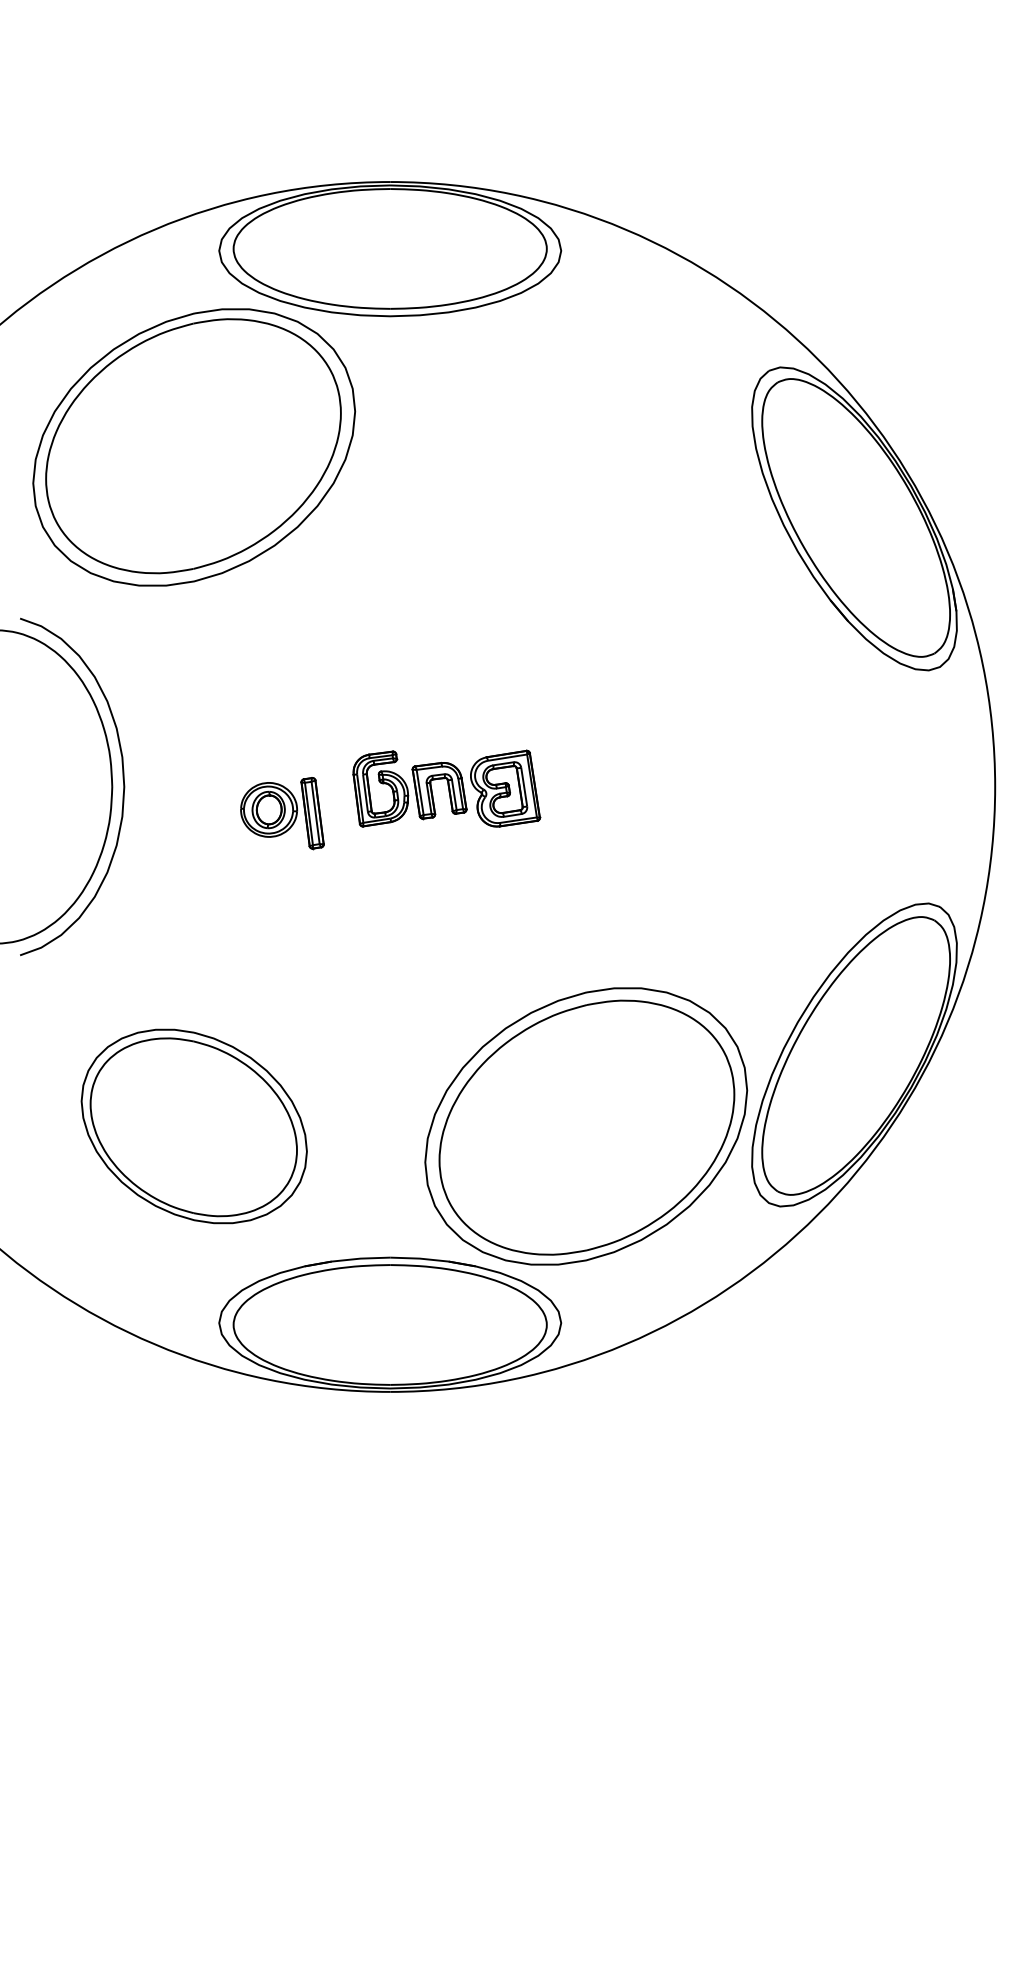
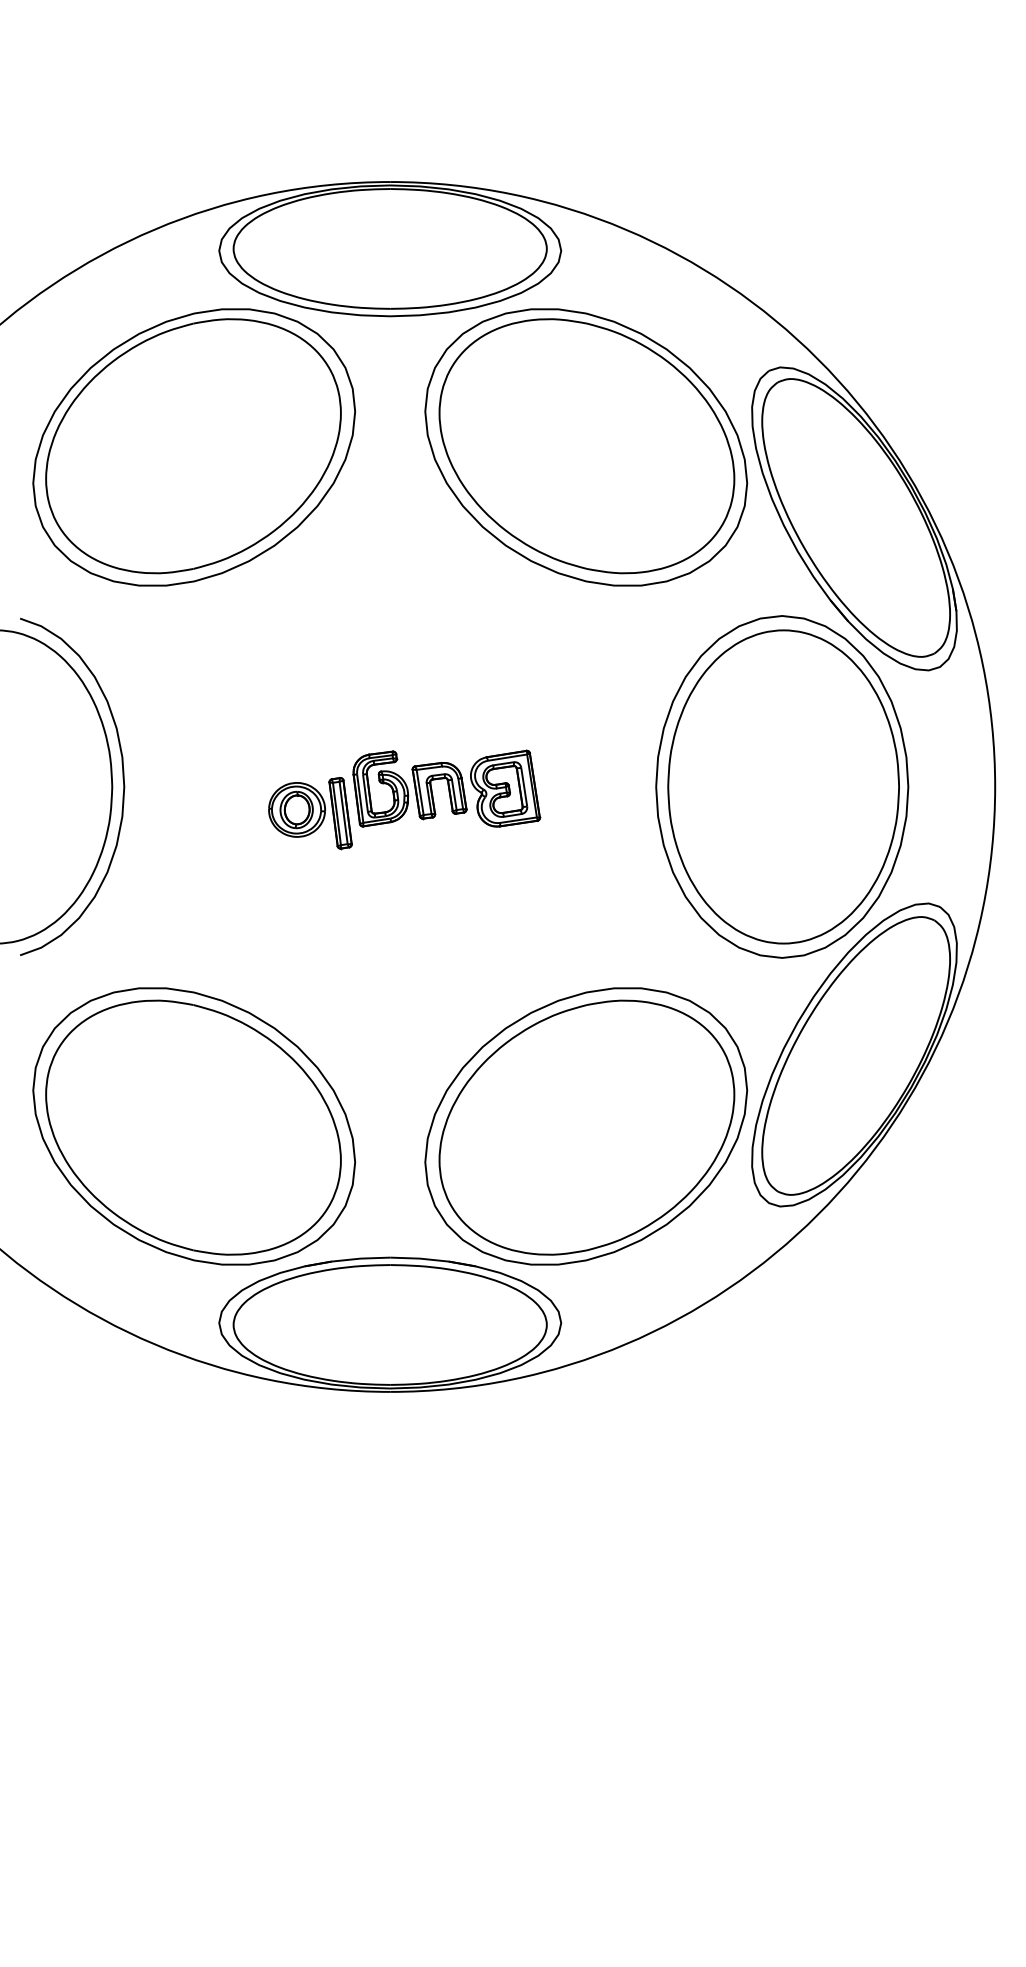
part: none -> present (586, 447)
part: none -> present (782, 786)
part position: (282, 813) -> (310, 813) (310, 813)
part size: 228x197 px -> 325x279 px (194, 1126)
